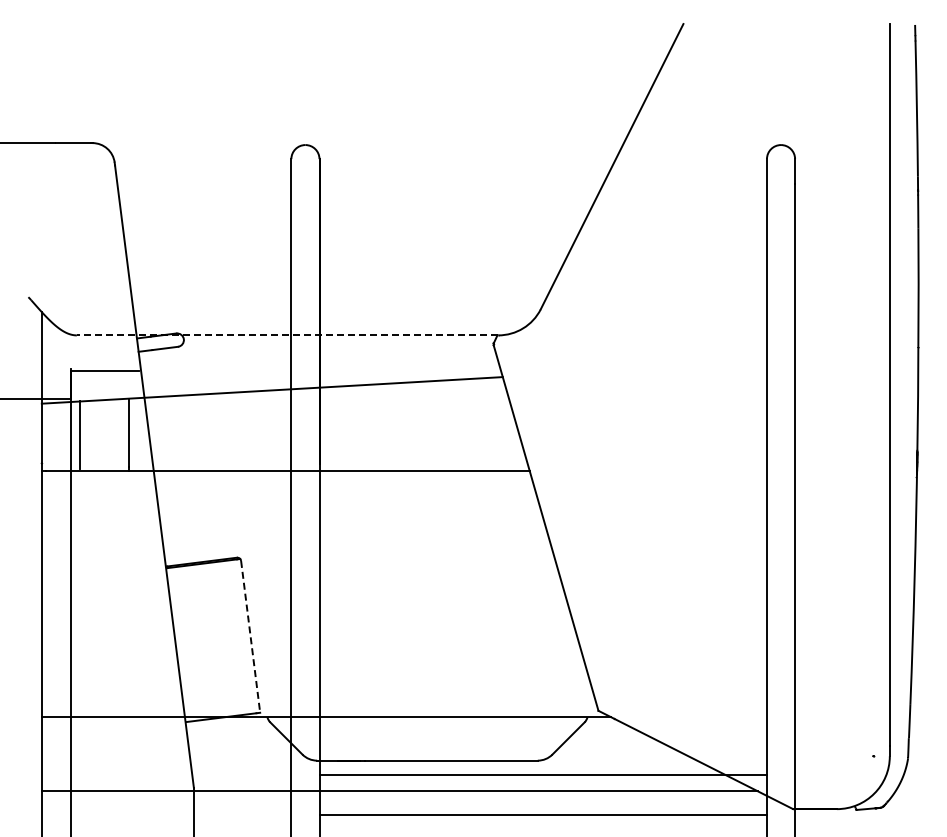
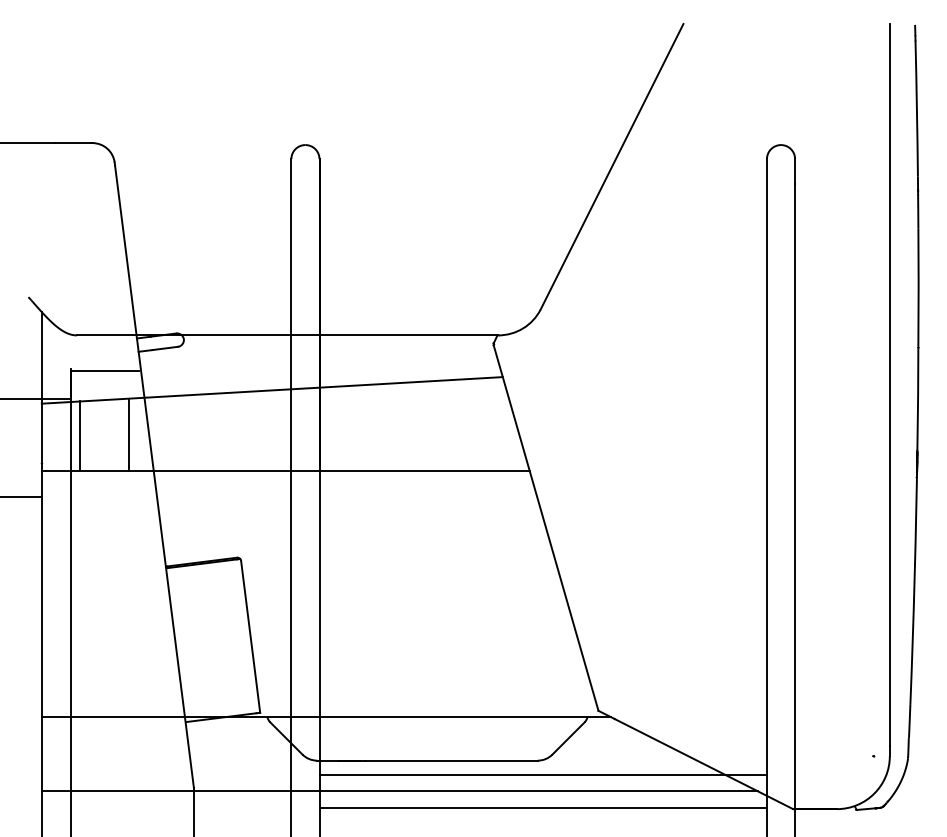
line: dashed -> solid (287, 335)
line: none -> present (22, 497)
line: dashed -> solid (250, 636)
line position: (542, 815) -> (542, 808) (542, 808)
